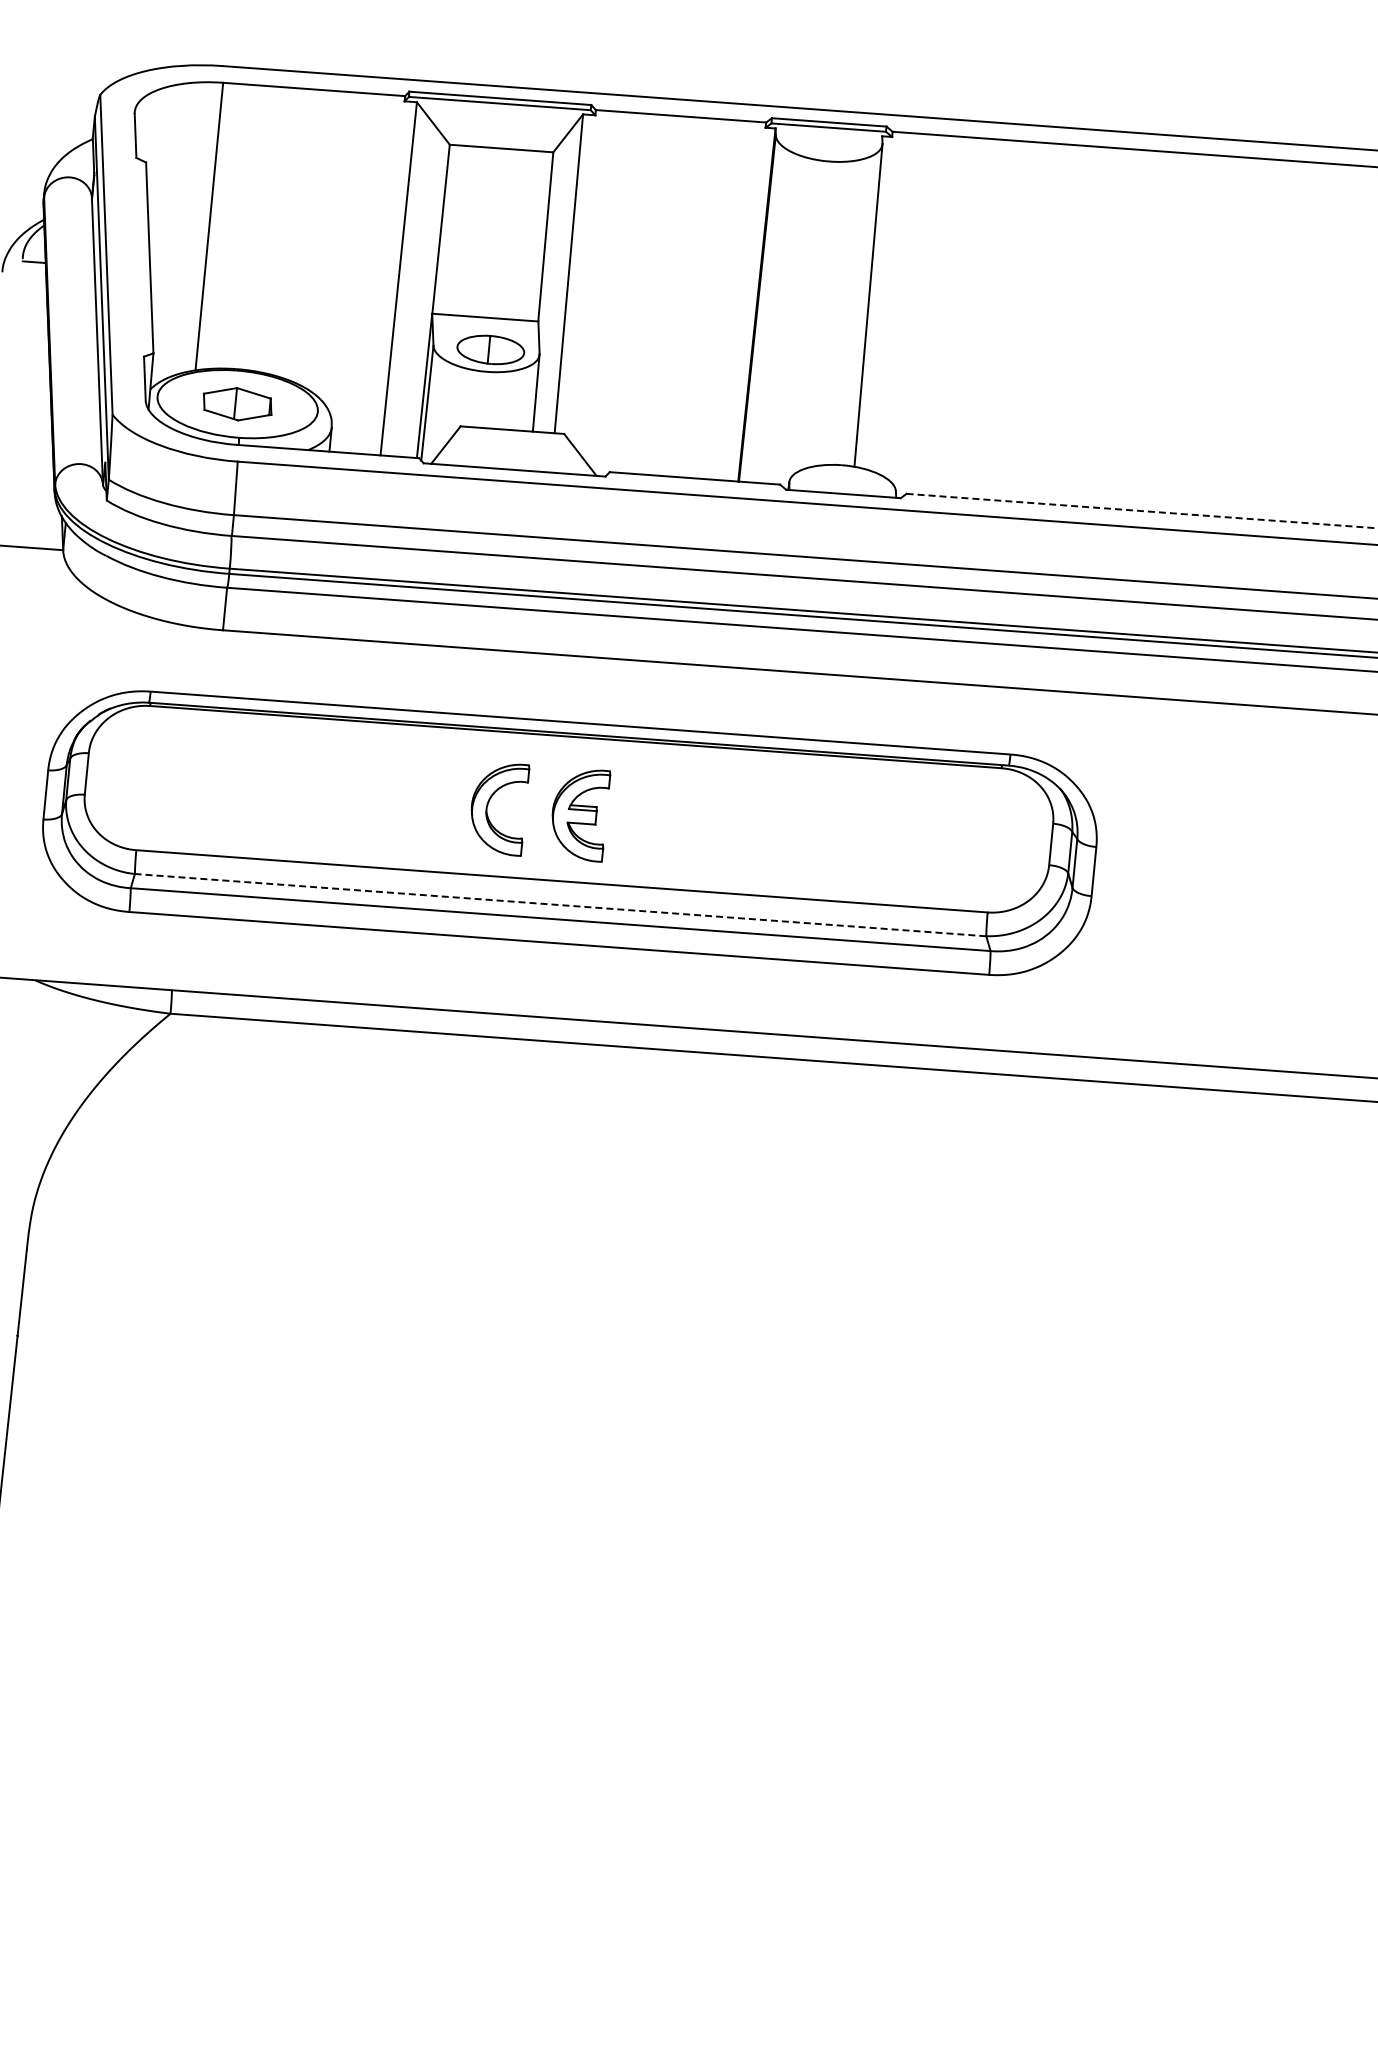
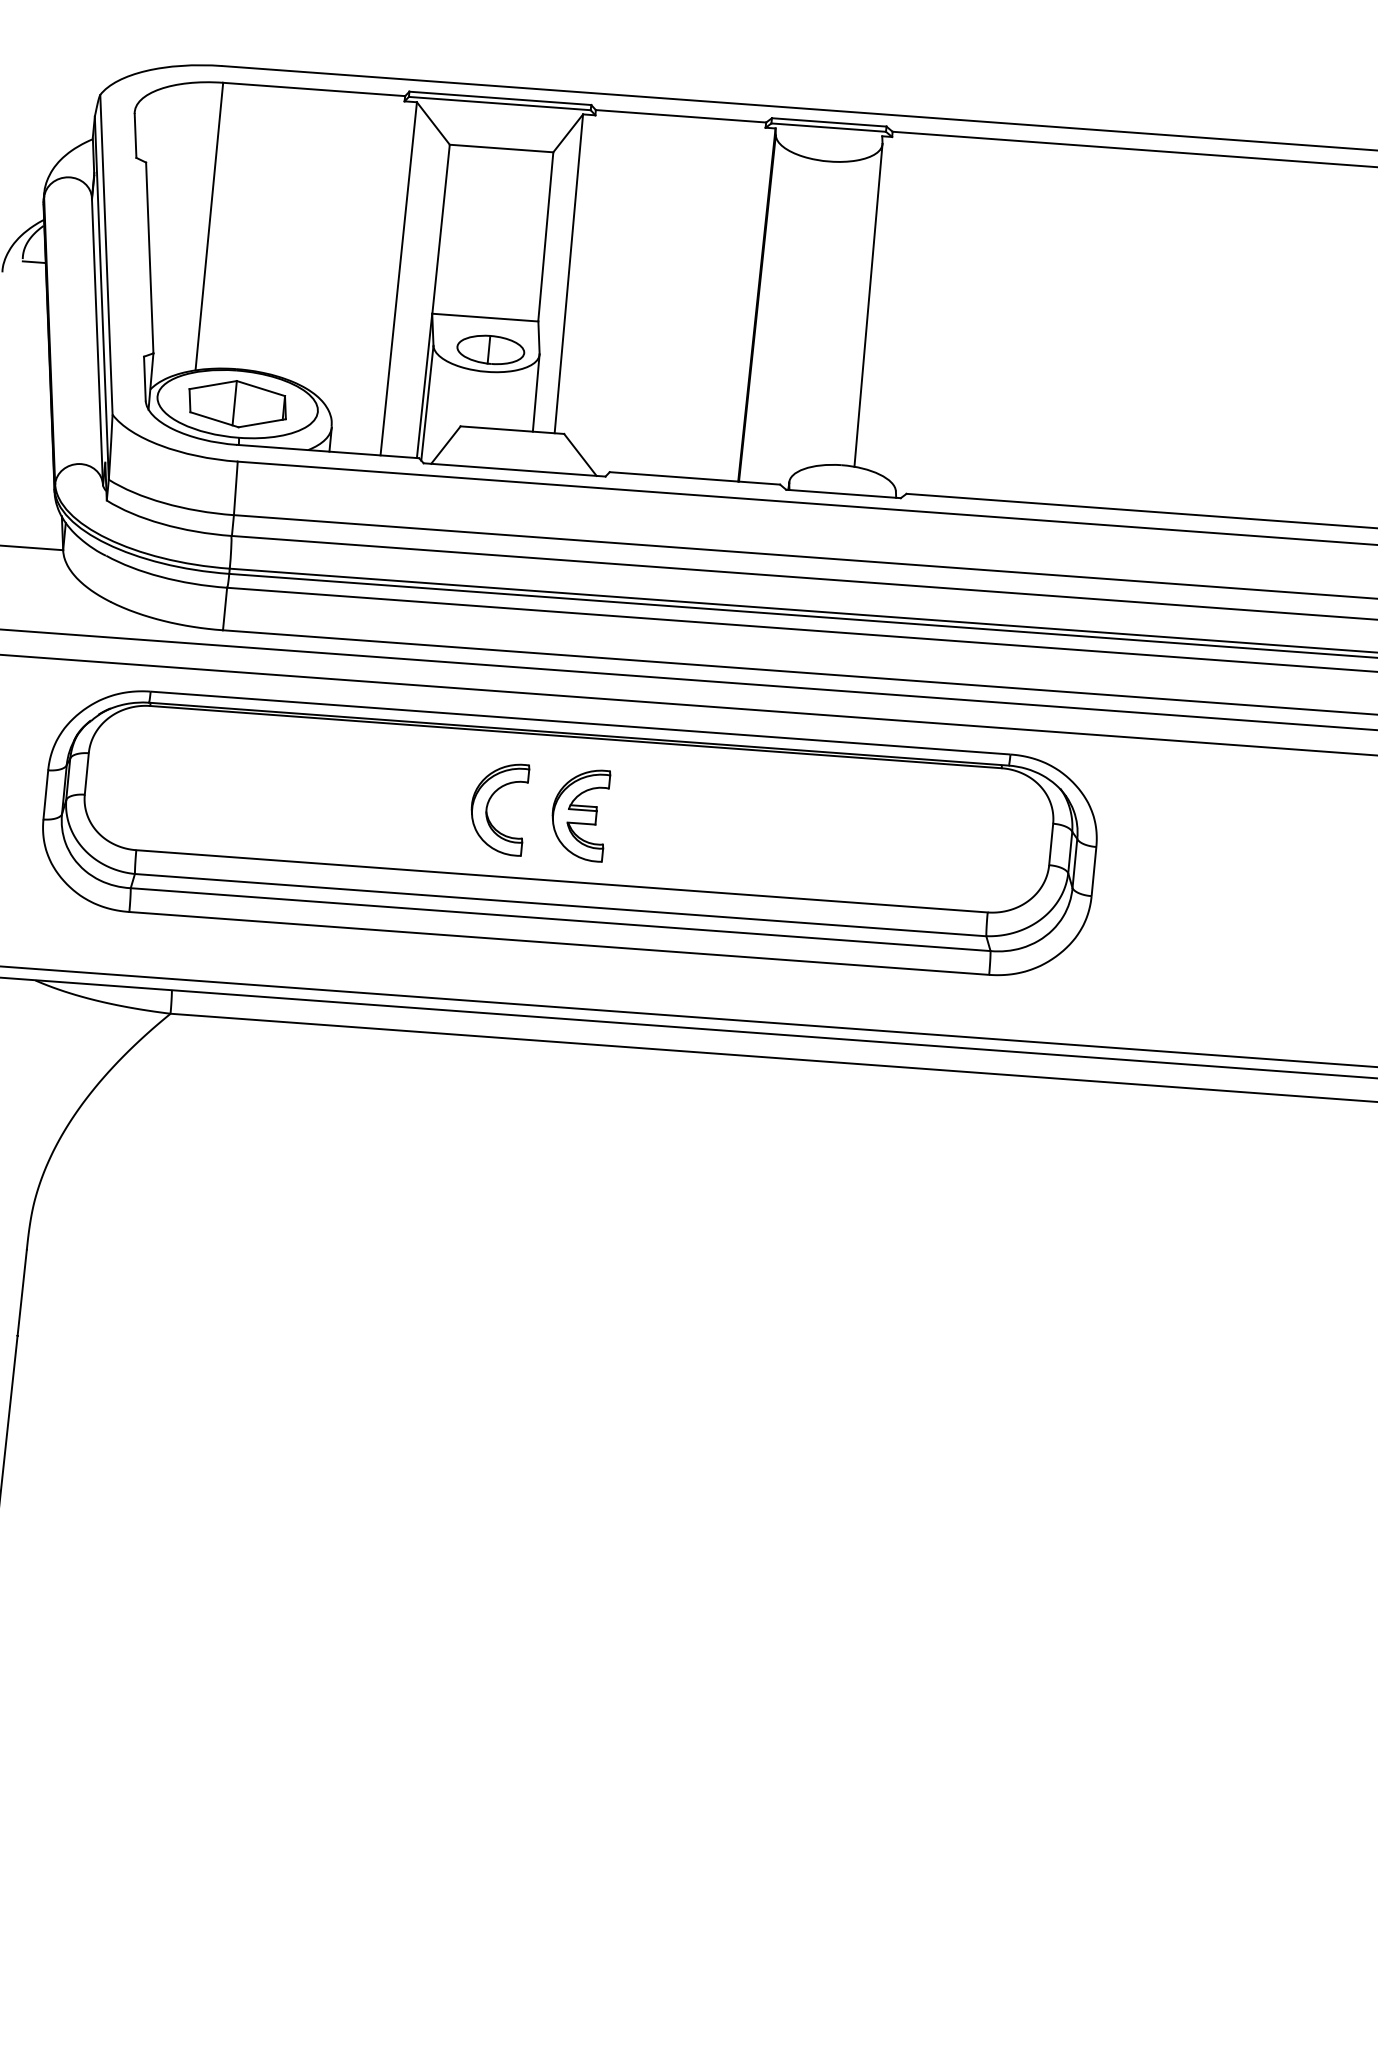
part size: 70x35 px -> 99x49 px (237, 404)
line: dashed -> solid (1142, 511)
line: none -> present (688, 679)
line: none -> present (688, 705)
line: dashed -> solid (560, 905)
line: none -> present (688, 1016)
